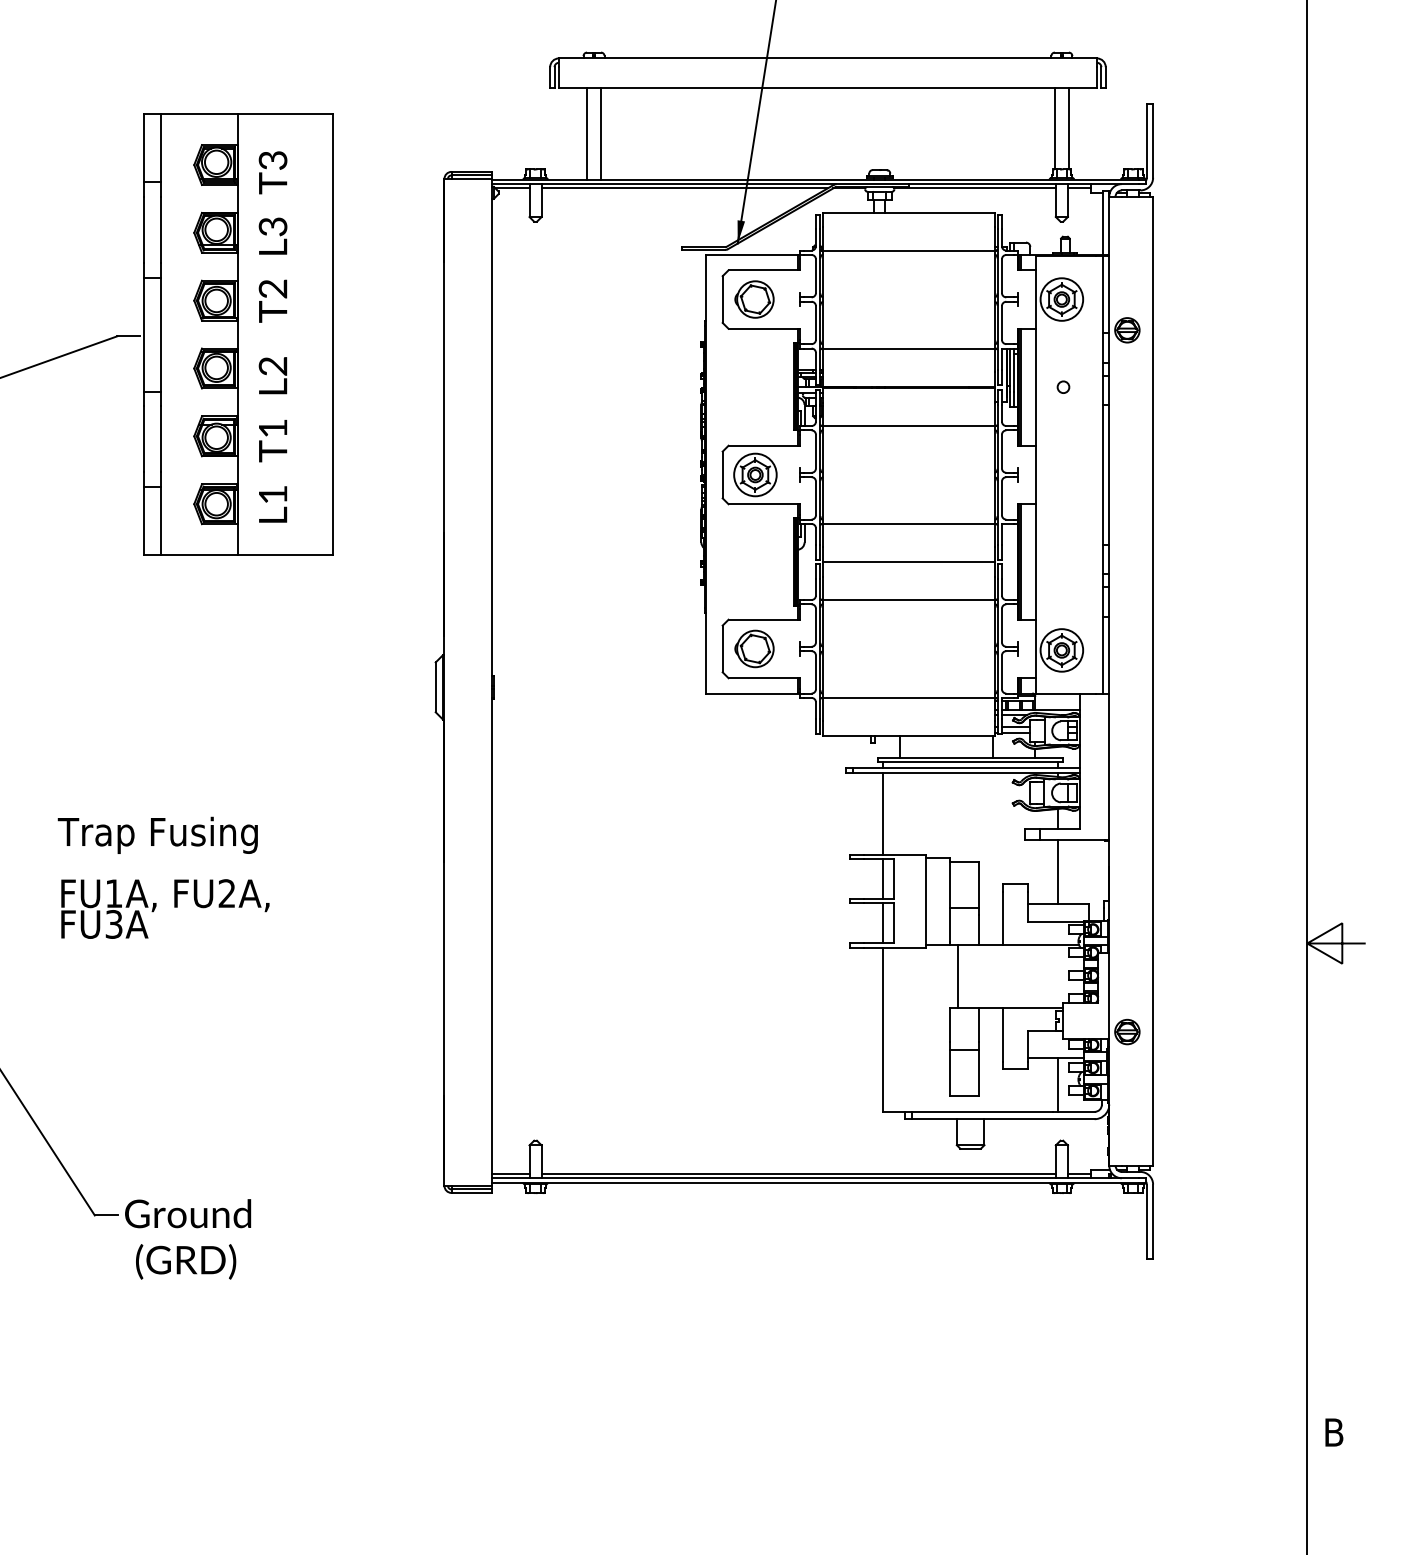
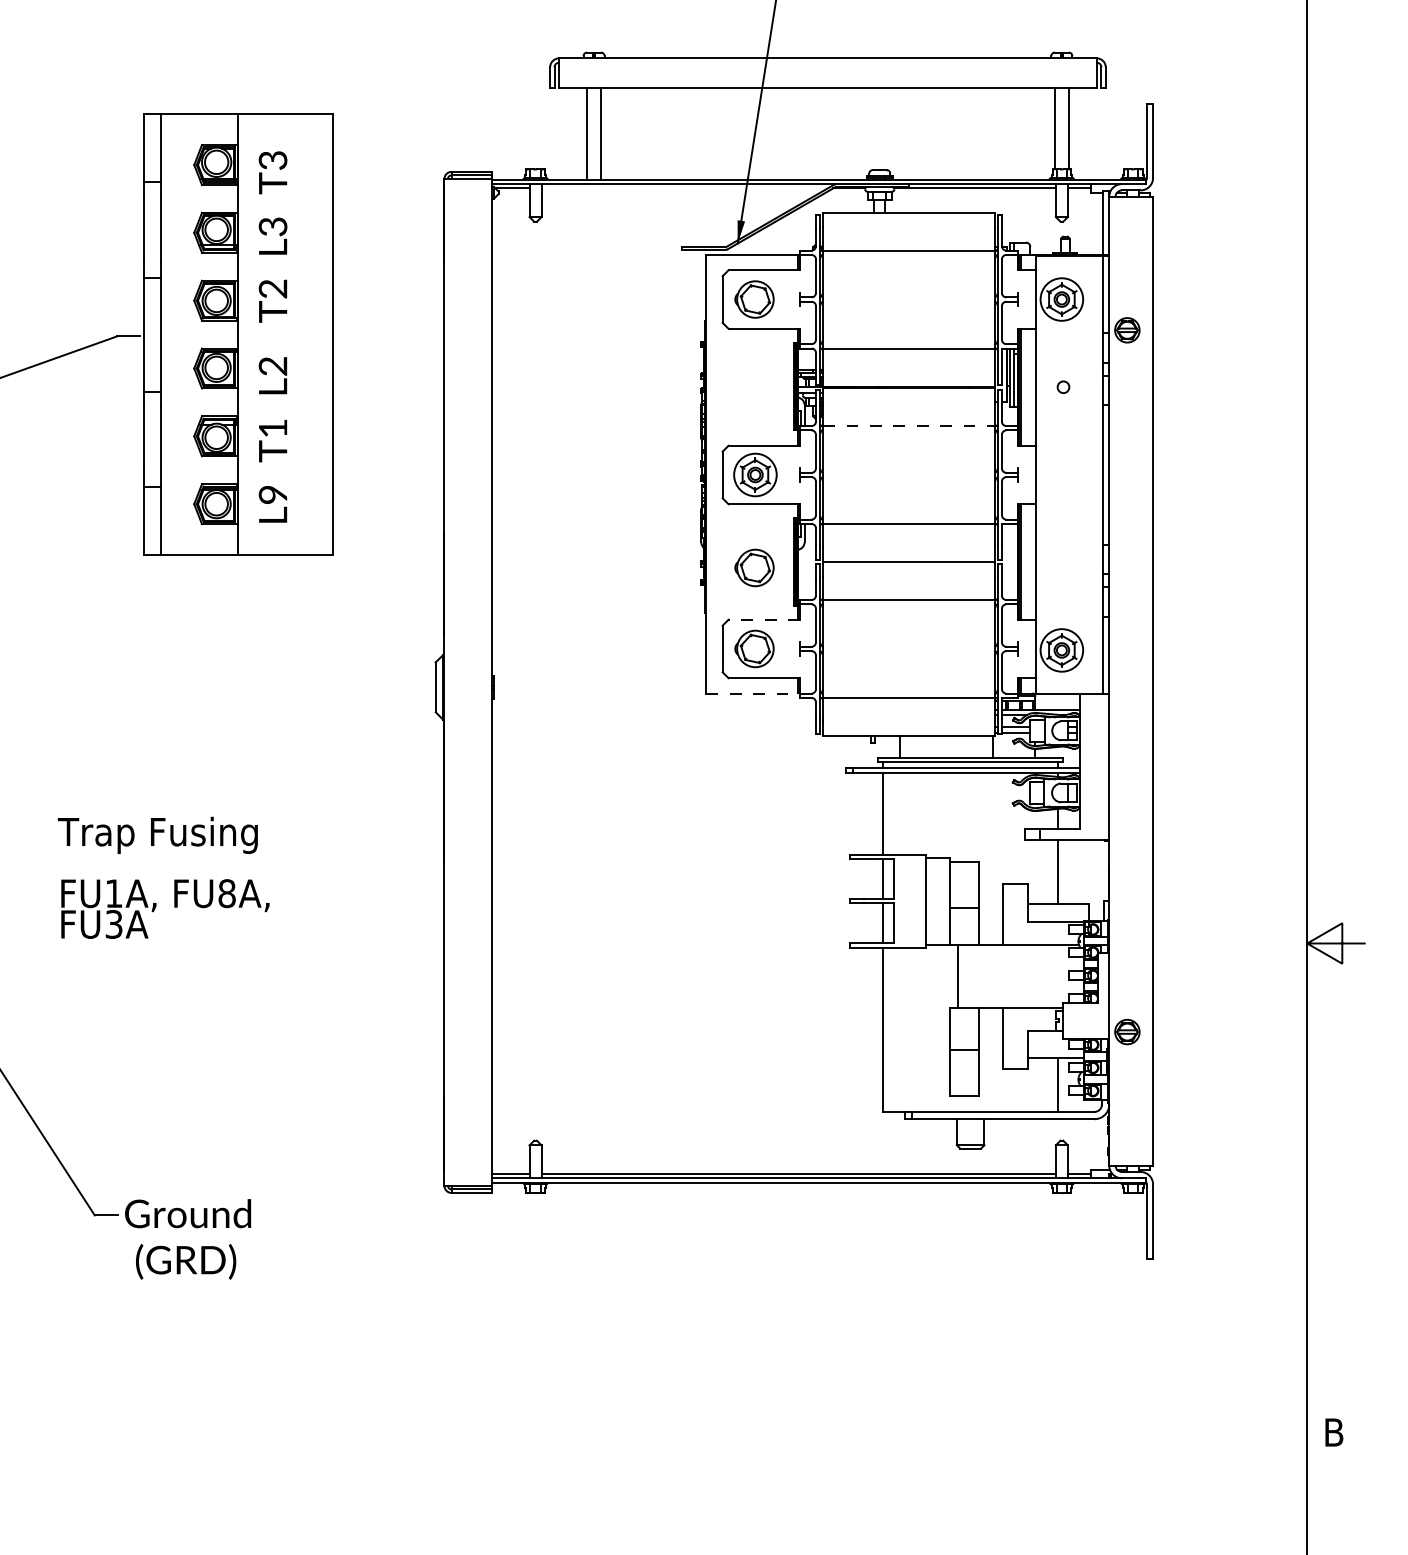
line: present -> none (684, 188)
line: solid -> dashed (908, 426)
text: L1 -> L9 (272, 494)
part: none -> present (754, 567)
line: solid -> dashed (764, 619)
line: solid -> dashed (753, 693)
text: FU2A, -> FU8A, (226, 893)
